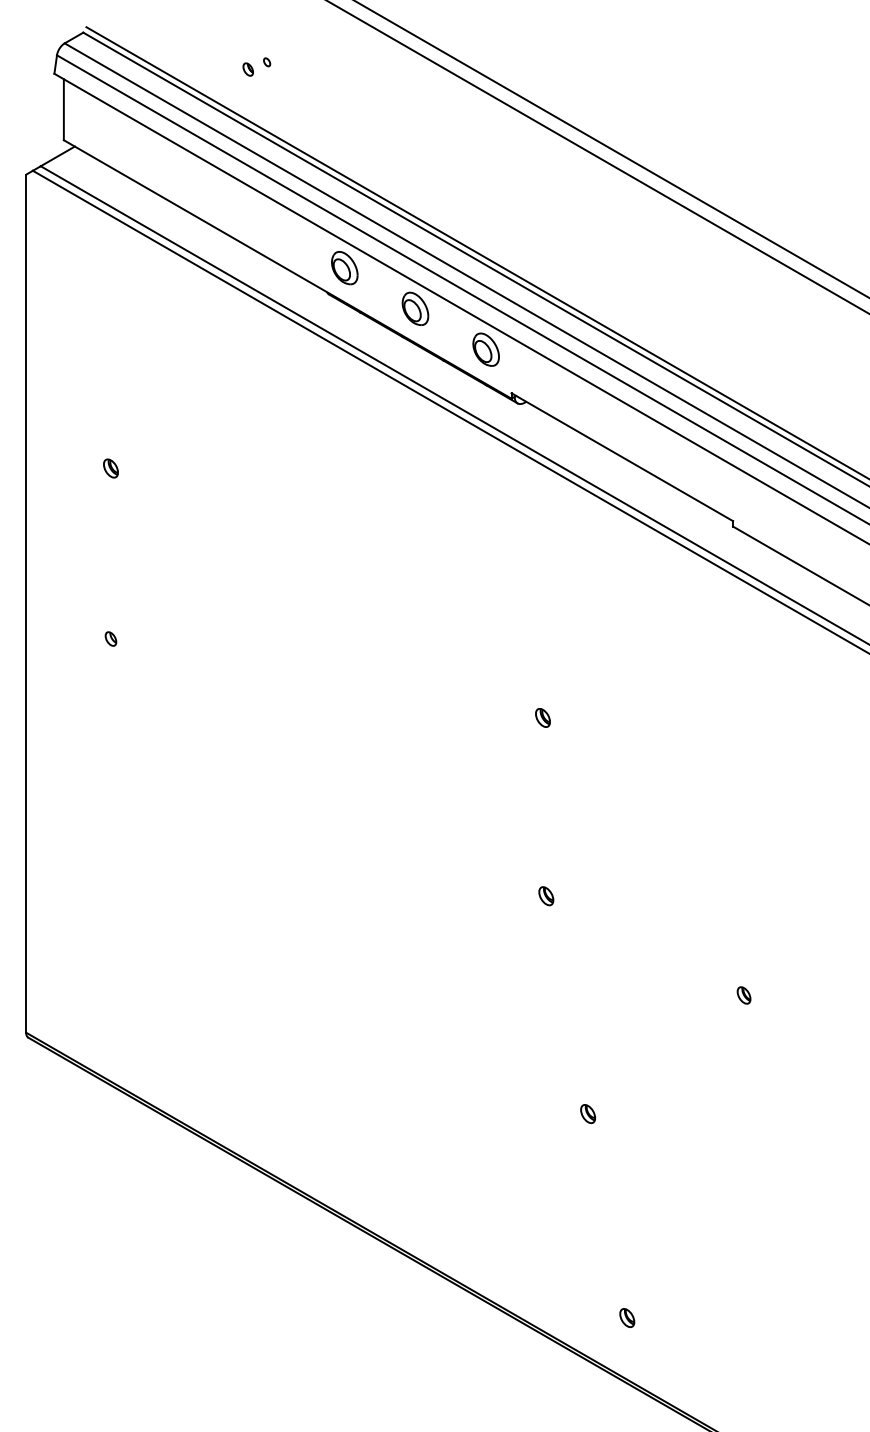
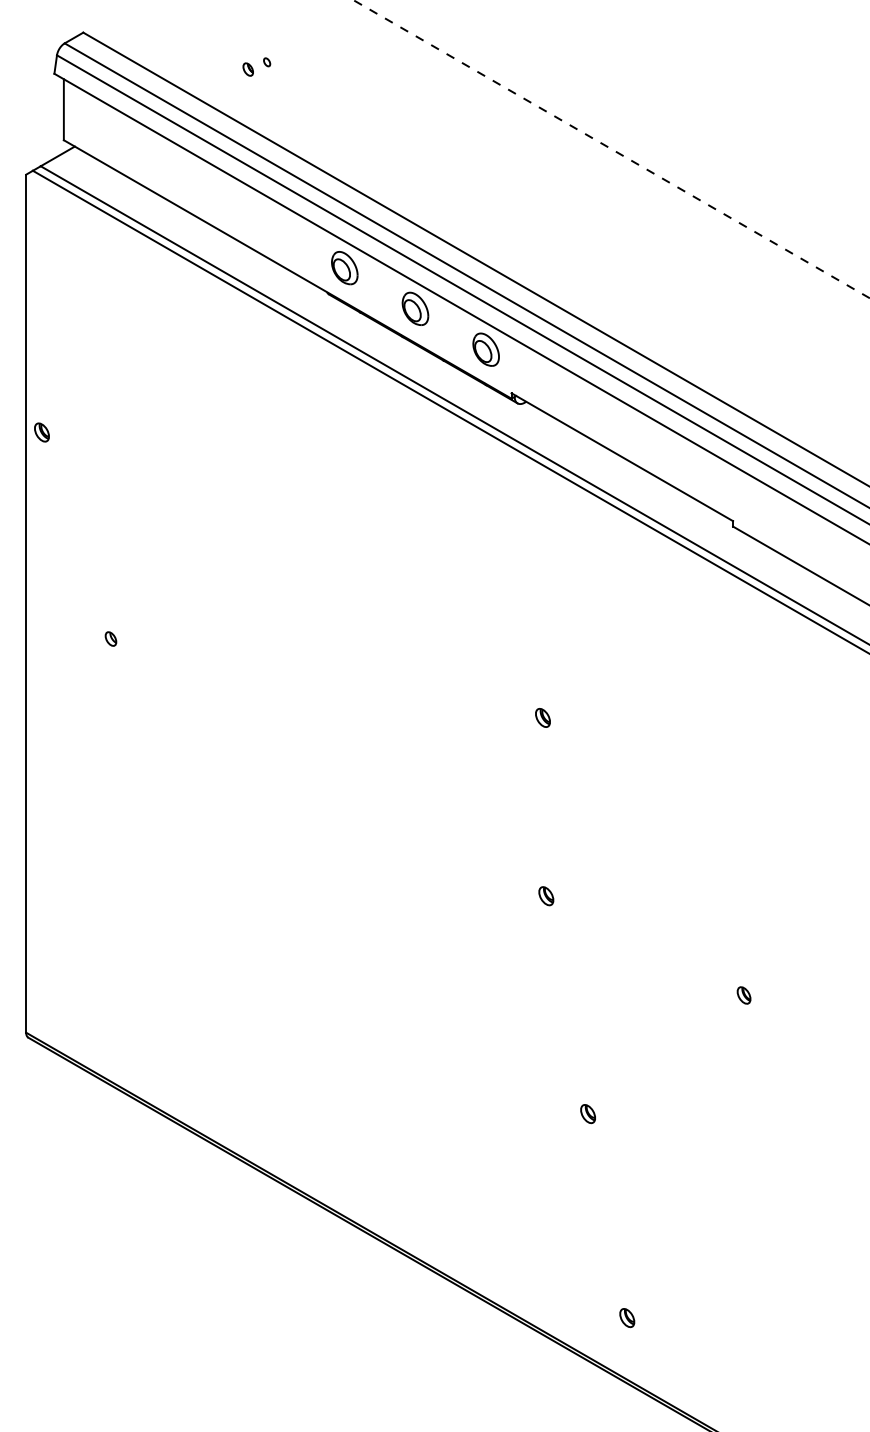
line: solid -> dashed (611, 148)
line: present -> none (597, 157)
line: present -> none (476, 252)
part position: (110, 468) -> (41, 432) (41, 432)
